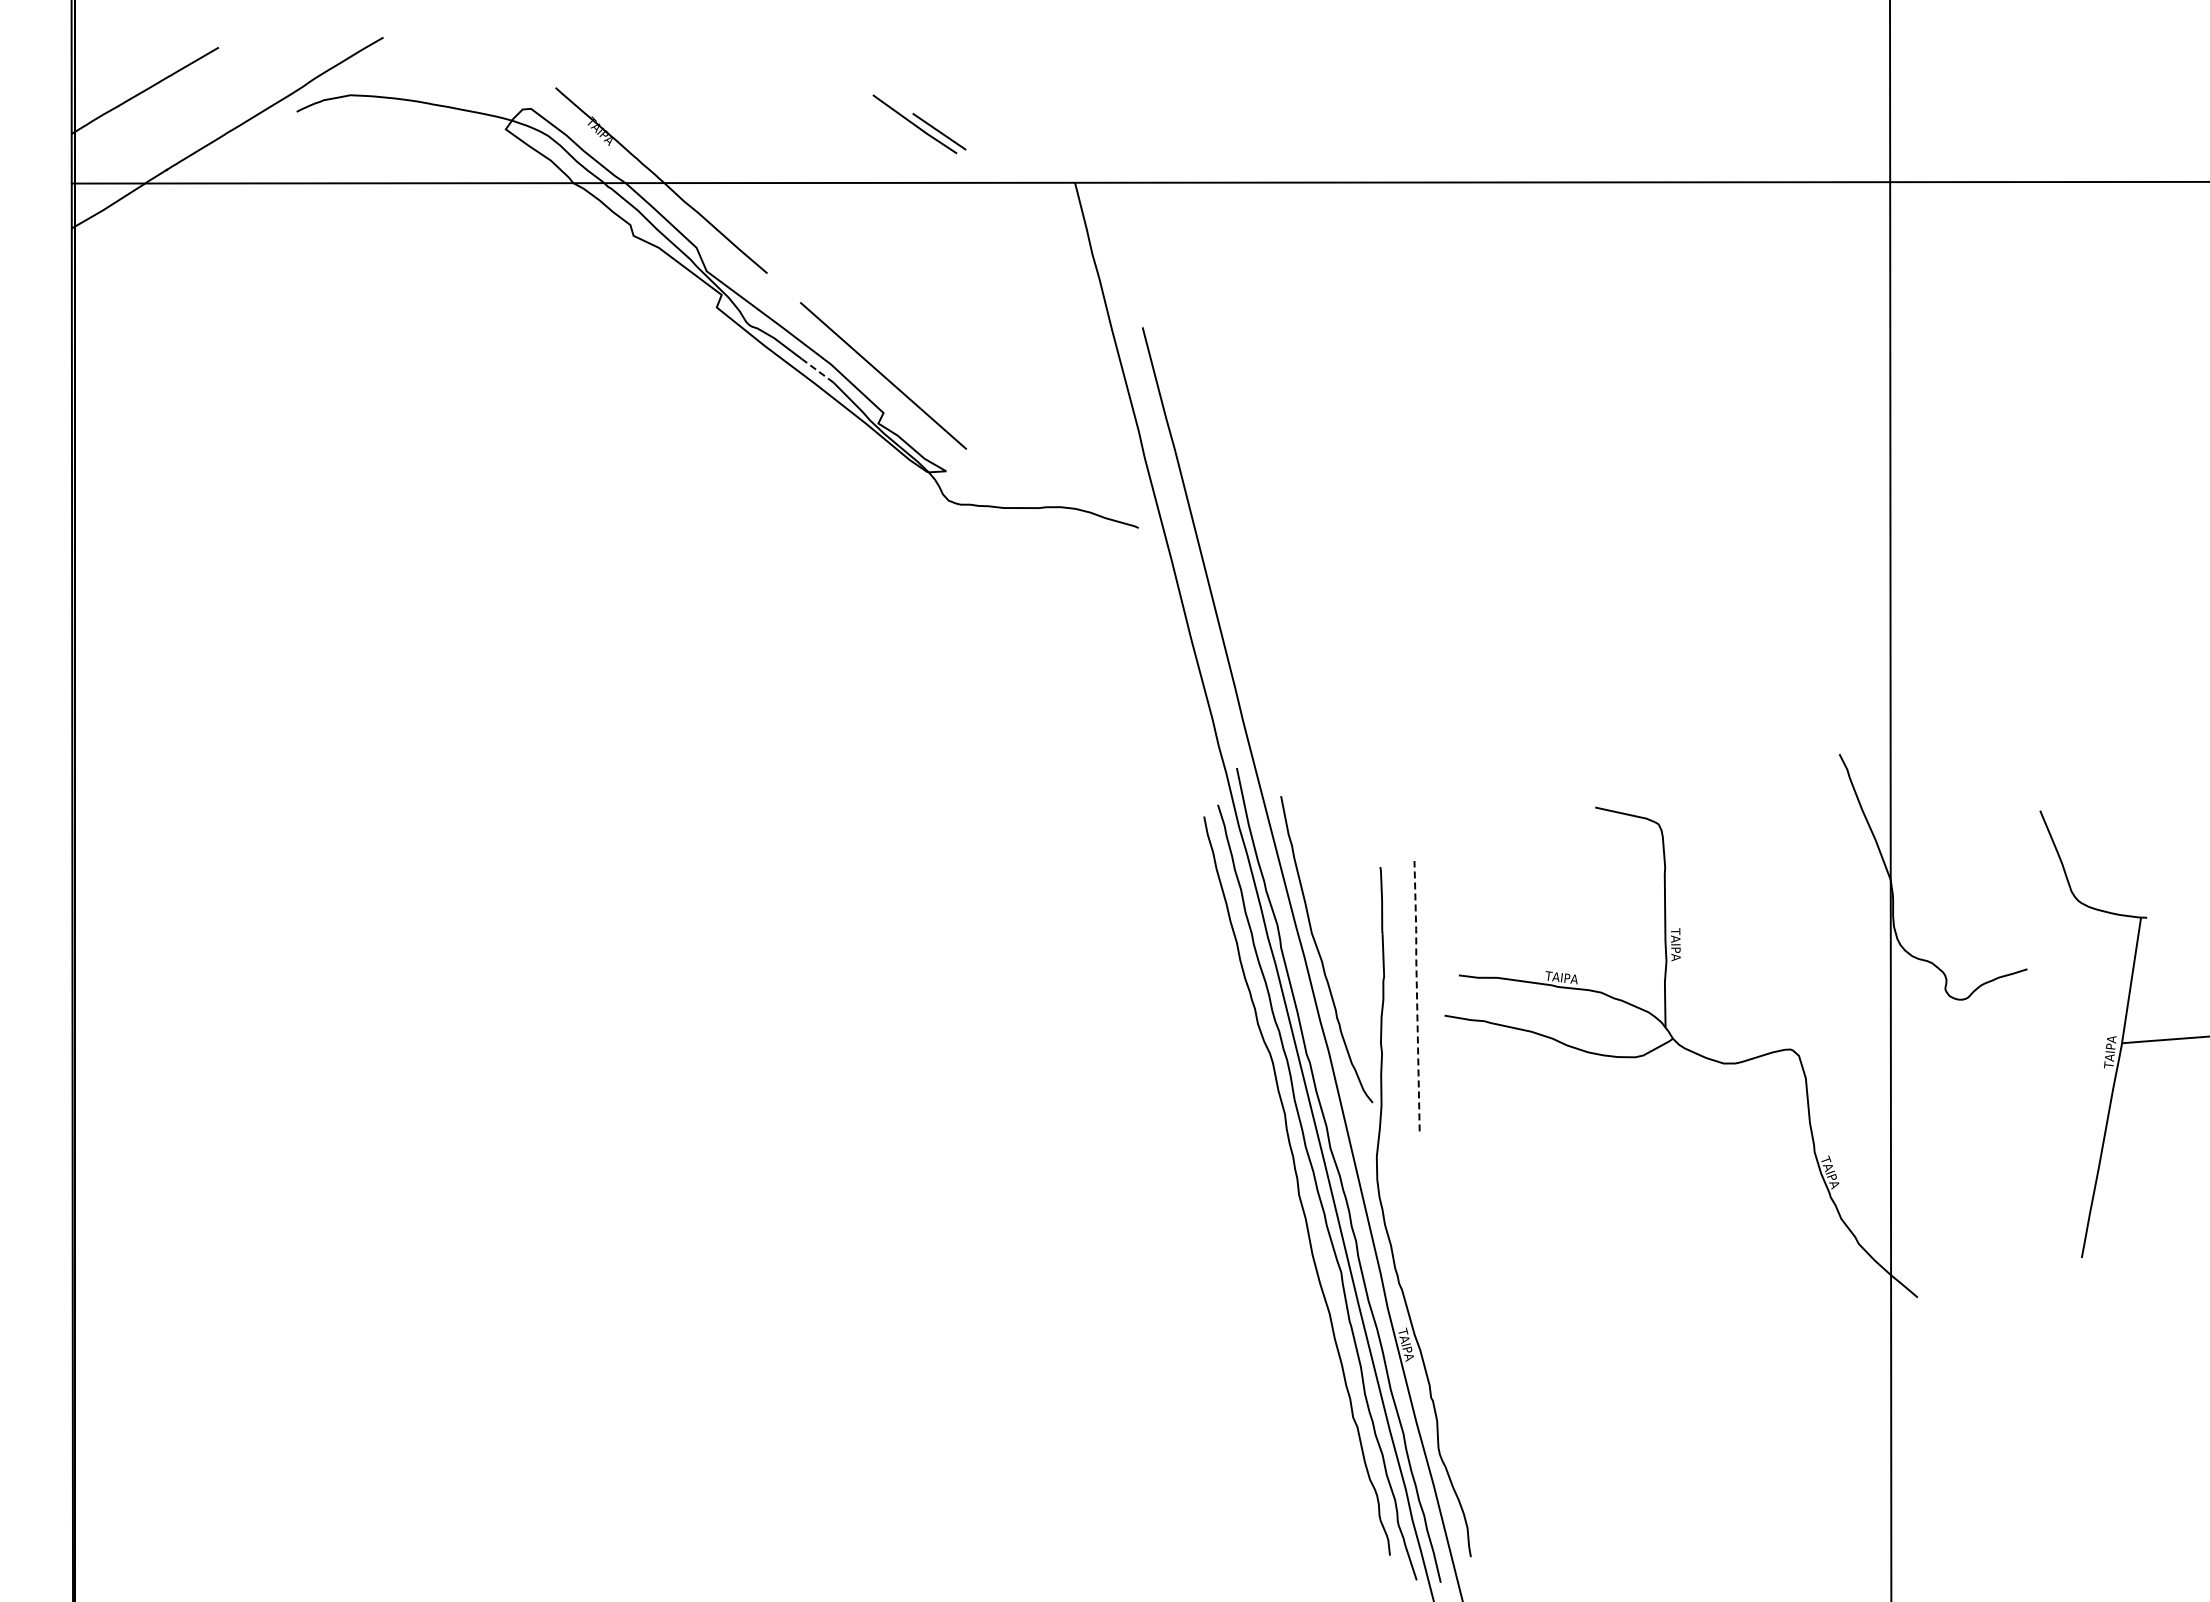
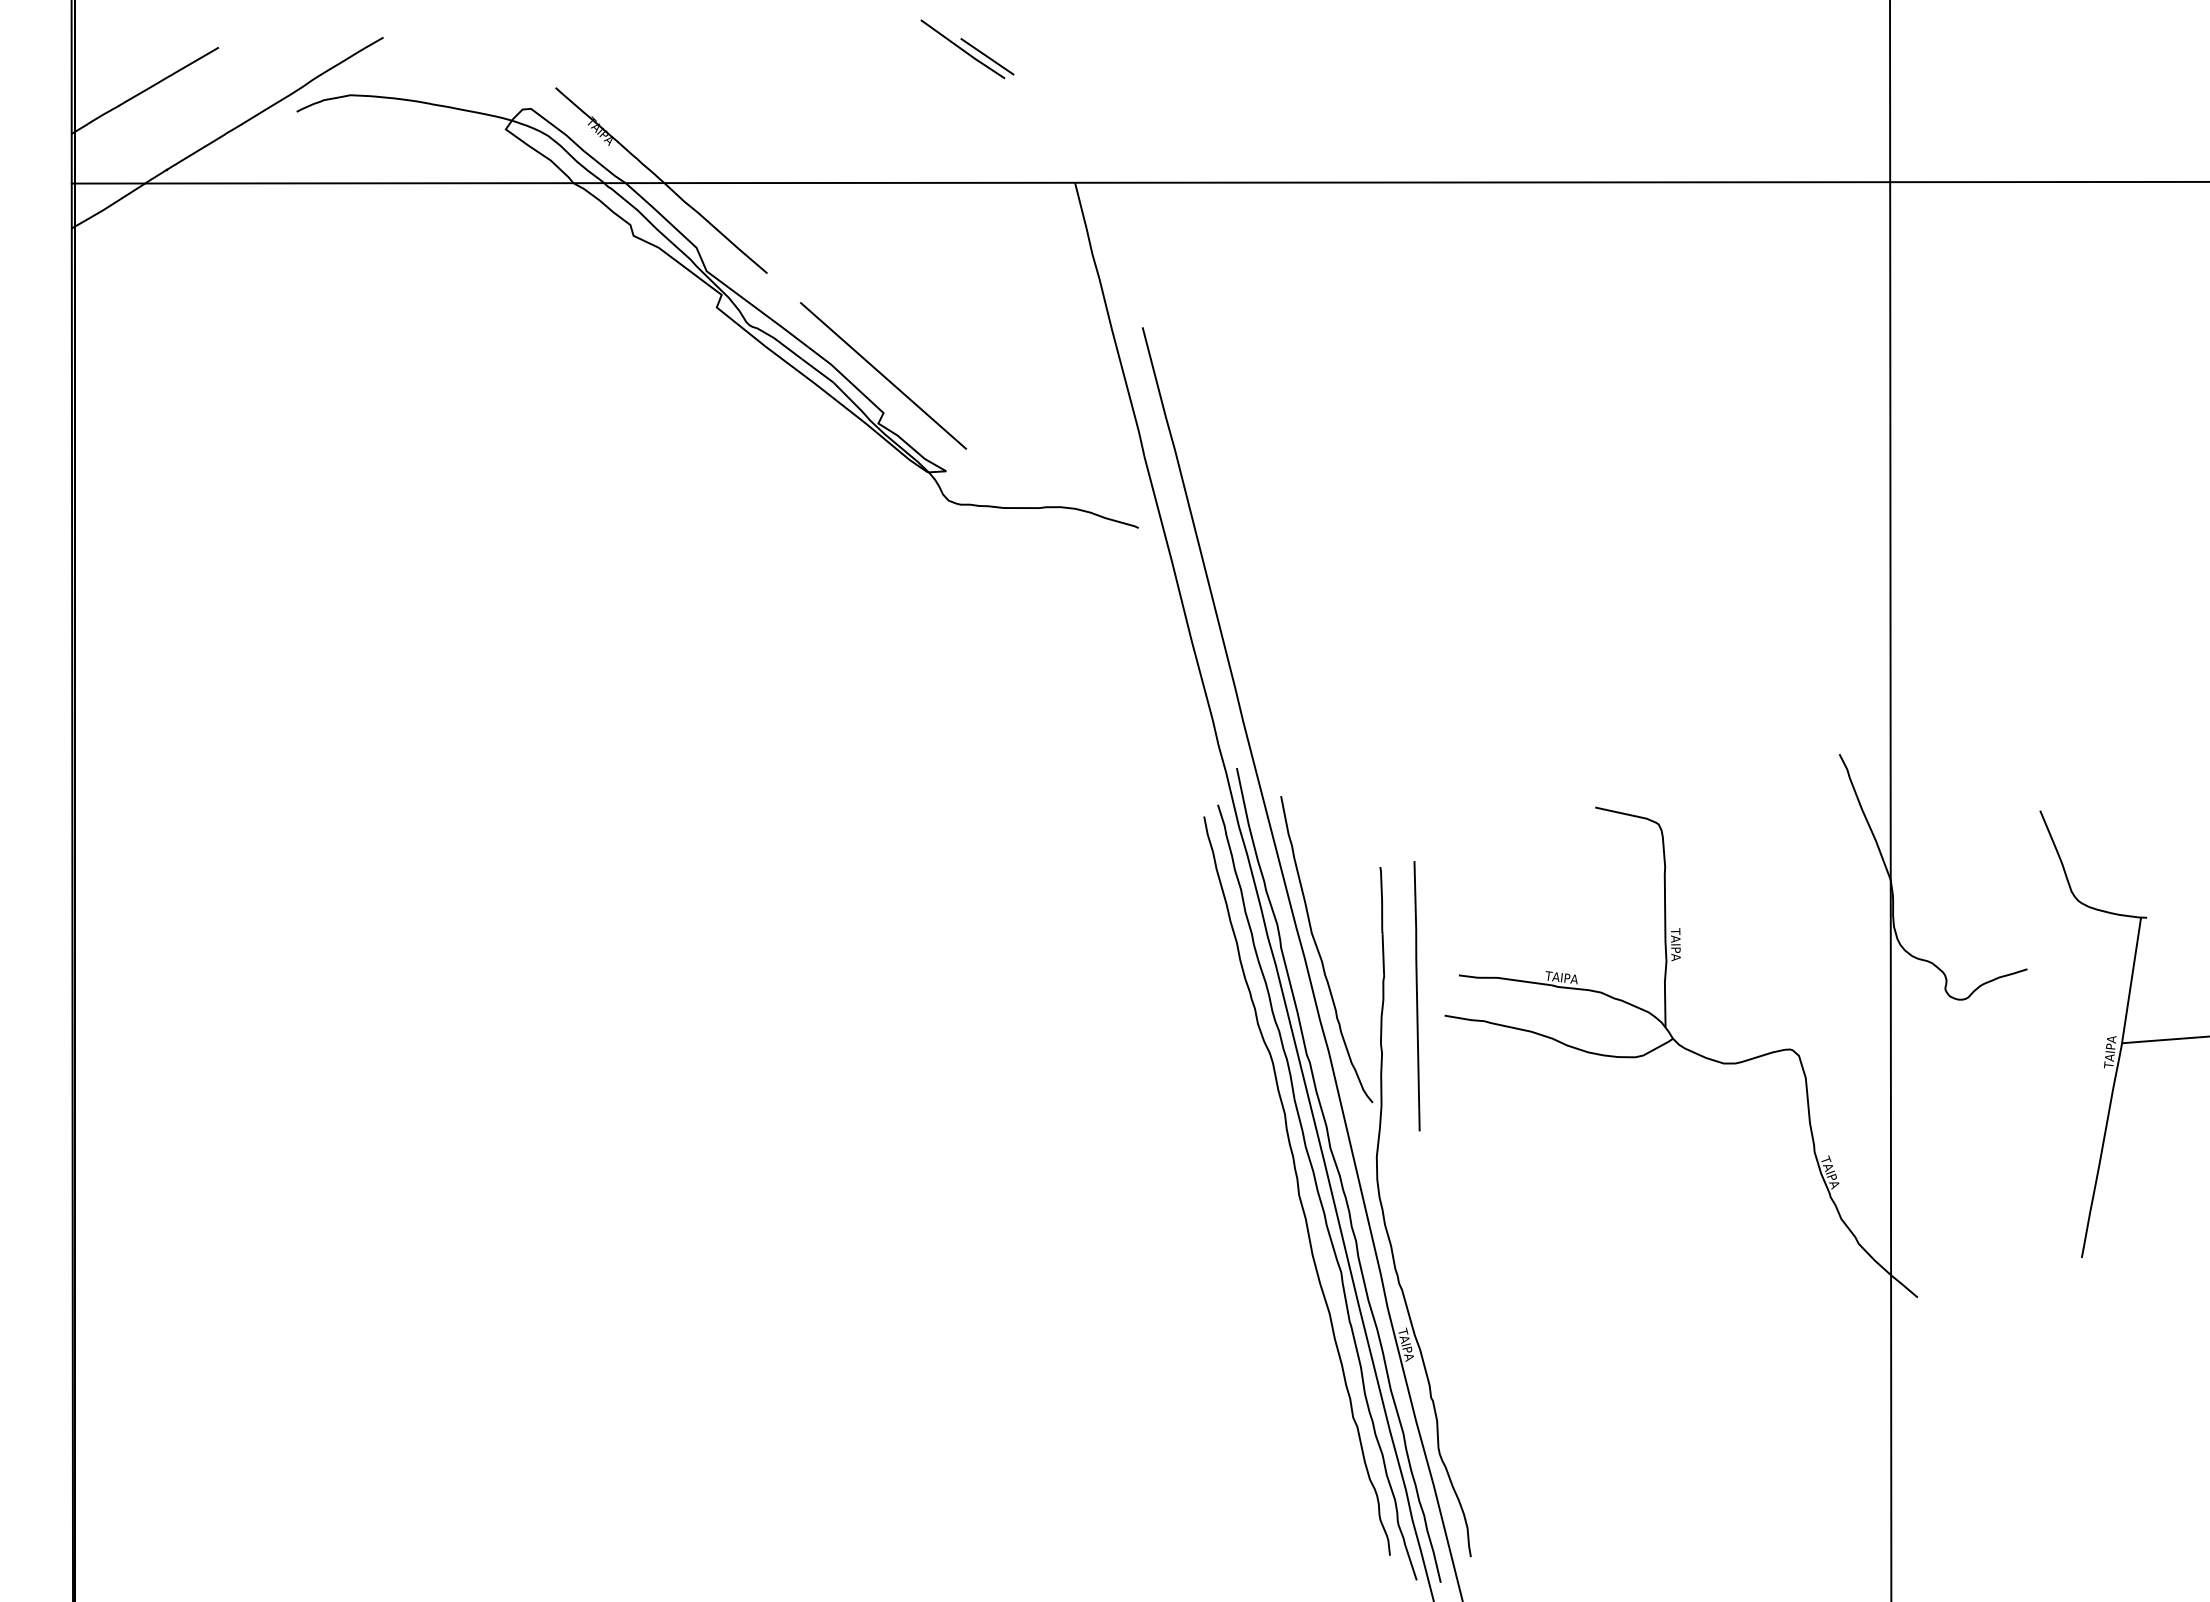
part position: (919, 124) -> (967, 49) (967, 49)
line: dashed -> solid (817, 370)
line: dashed -> solid (1416, 994)
